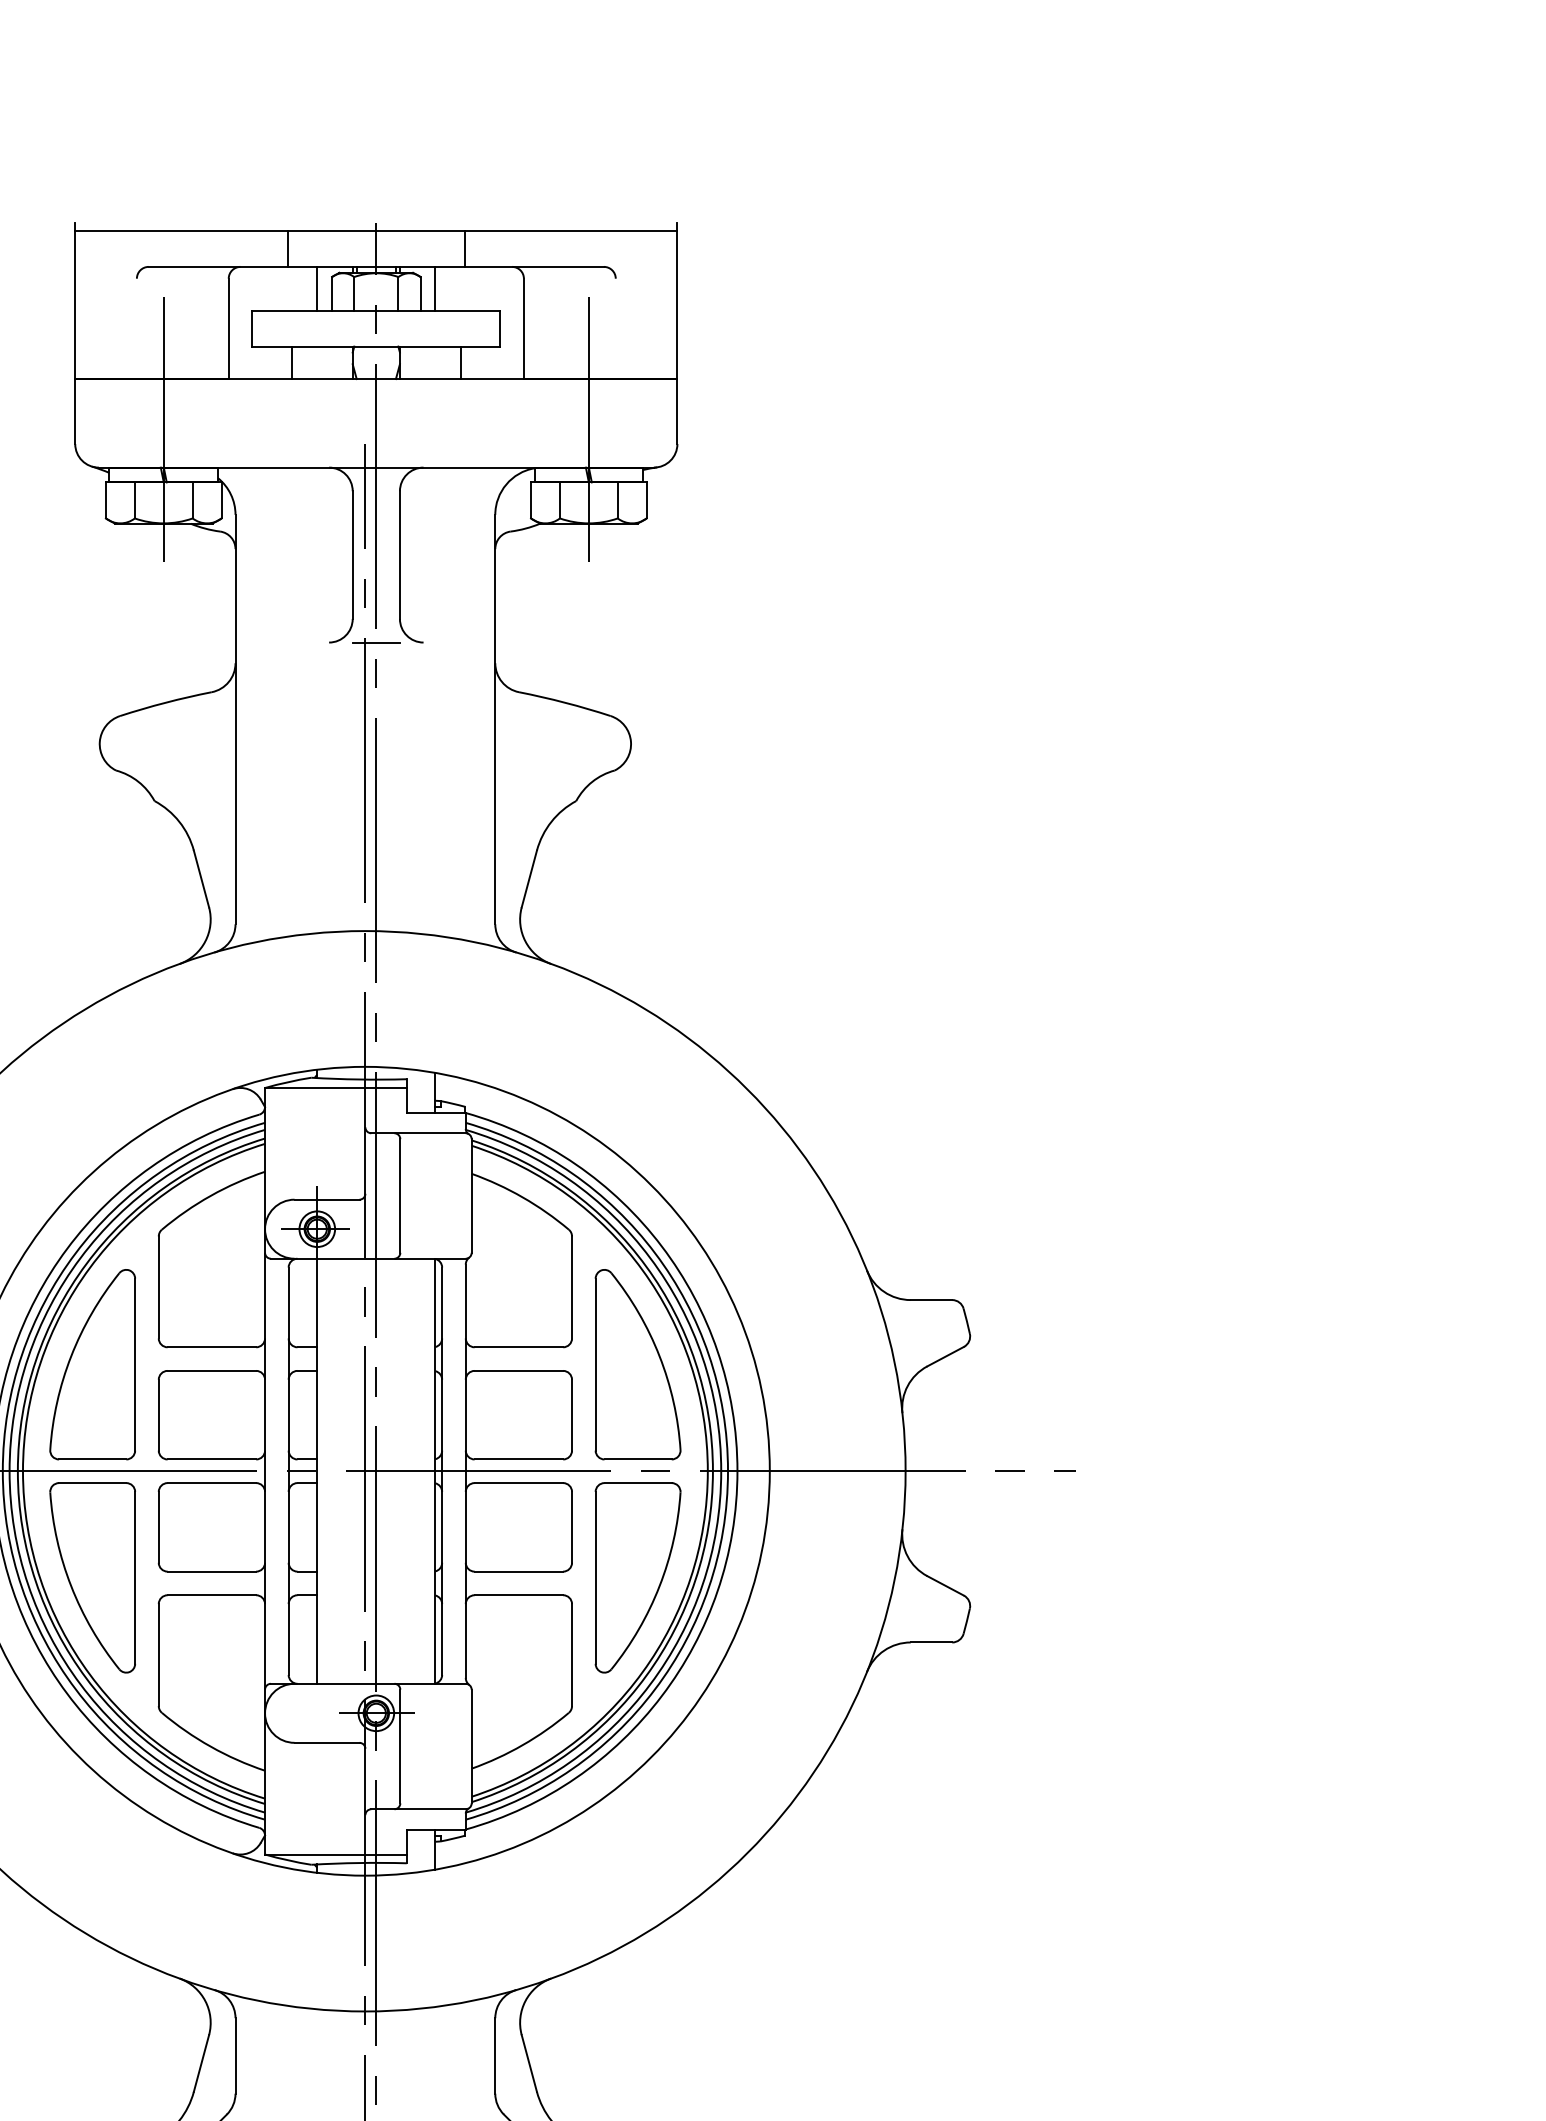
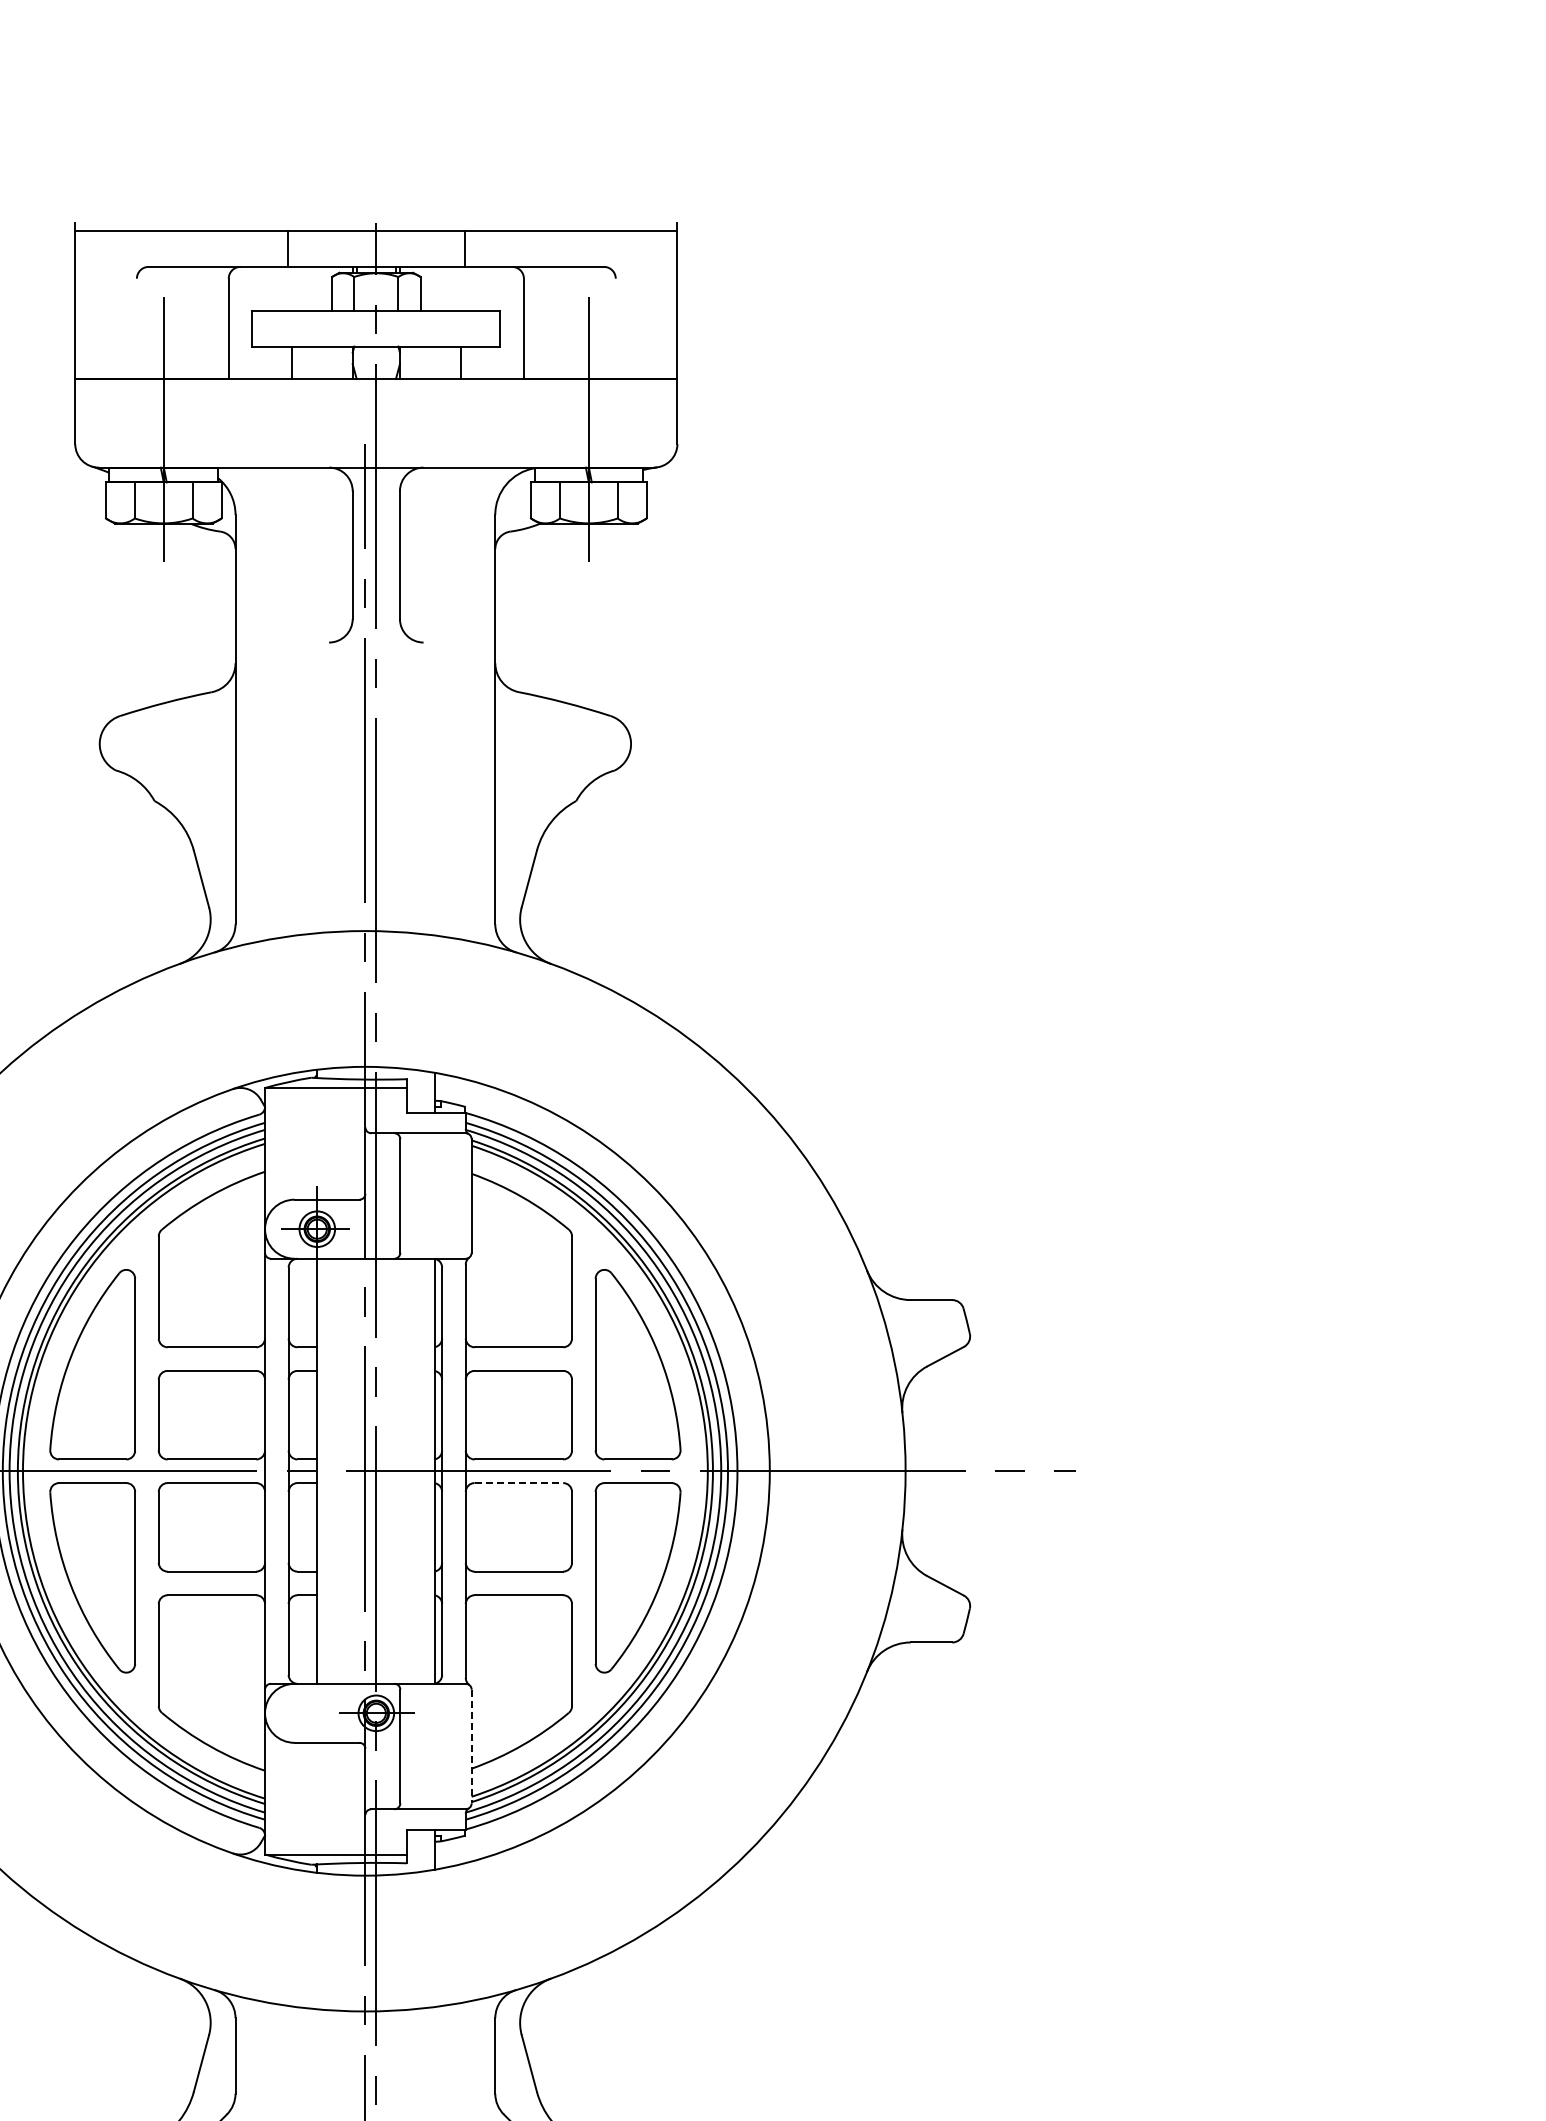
line: present -> none (317, 288)
line: present -> none (435, 288)
line: present -> none (375, 642)
line: solid -> dashed (519, 1483)
line: solid -> dashed (471, 1746)
